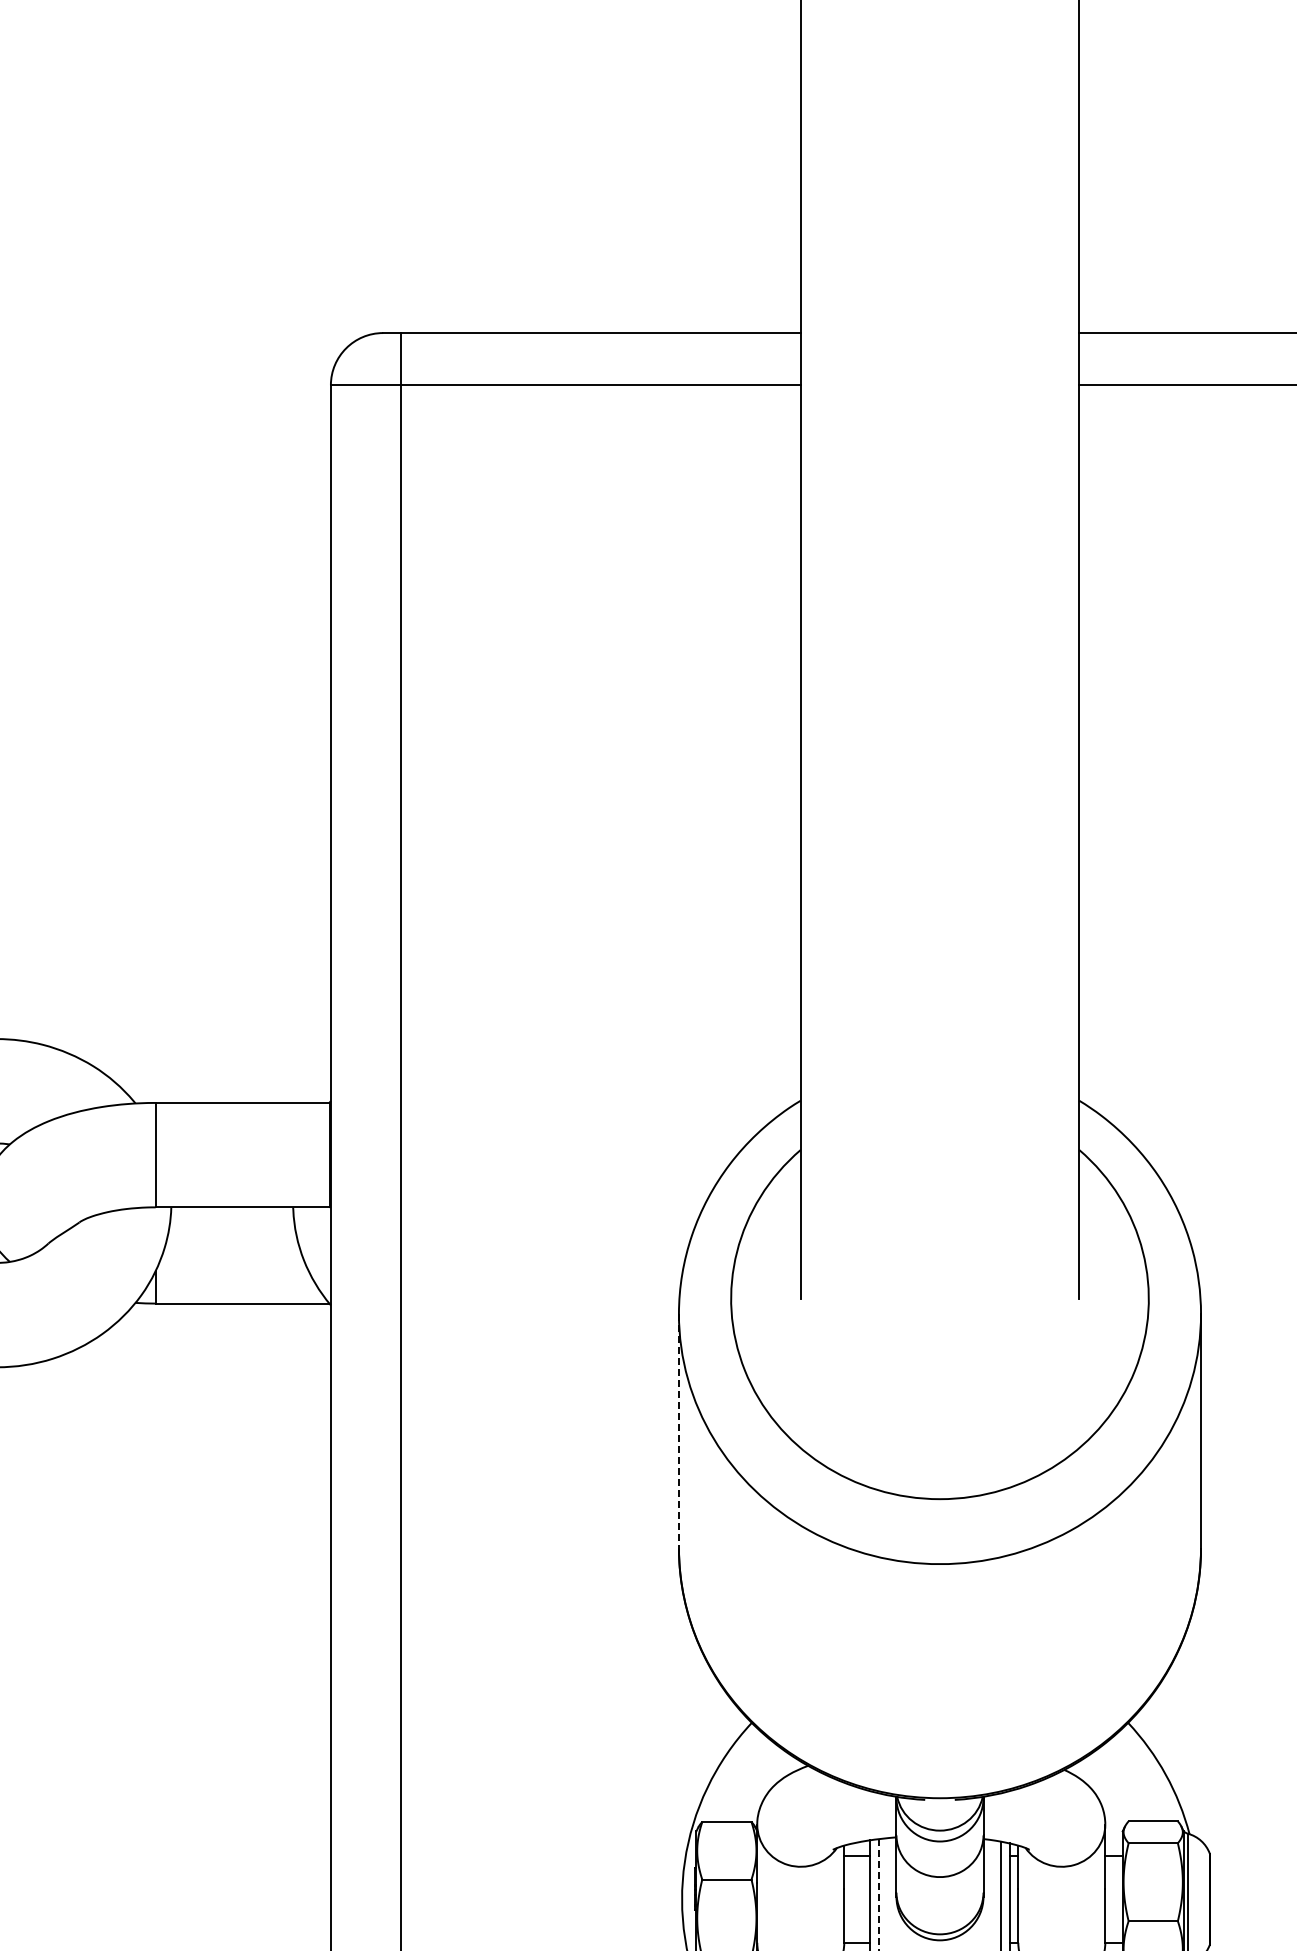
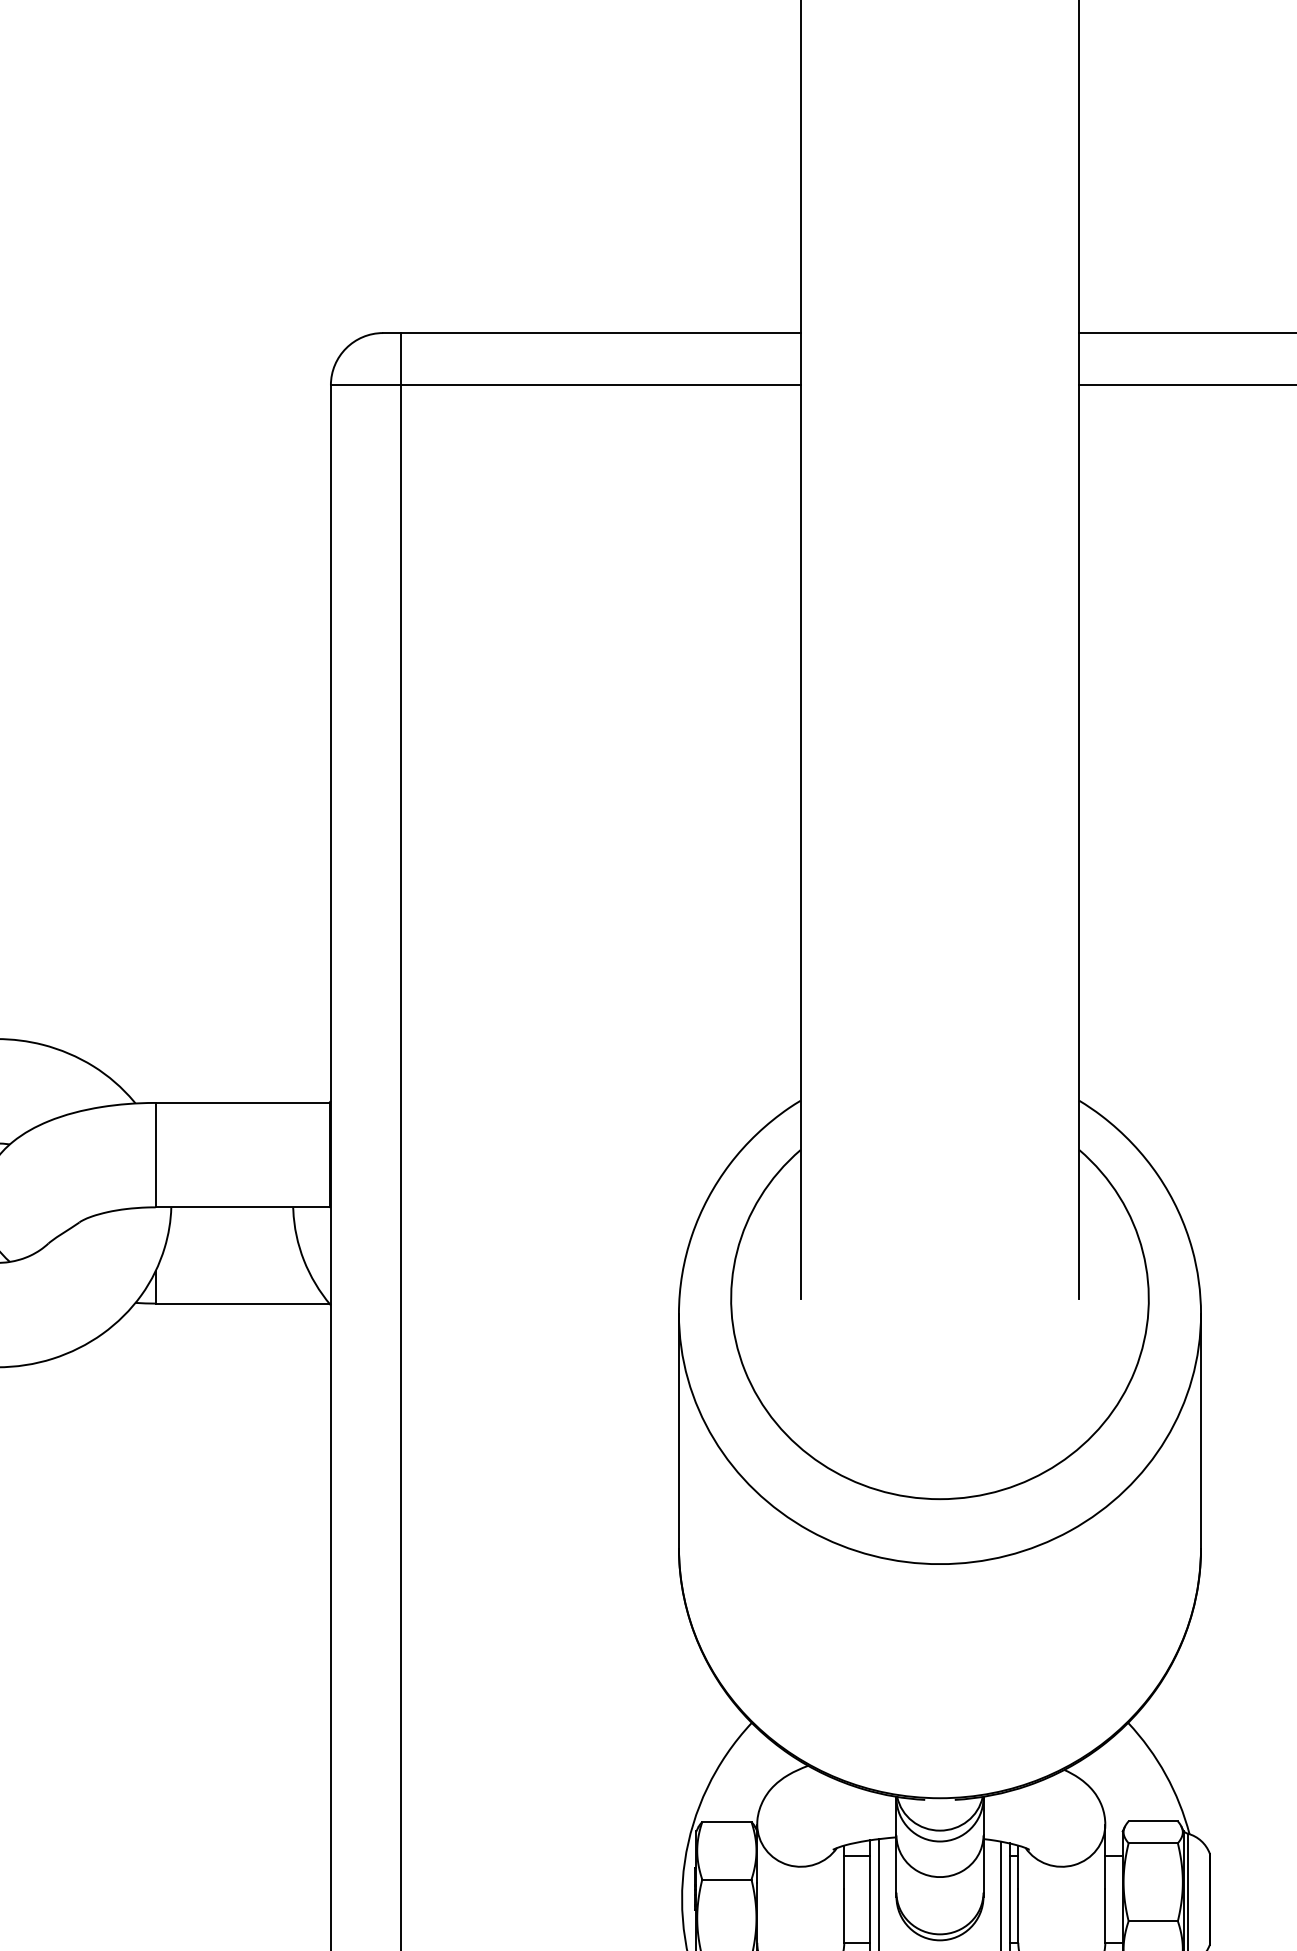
line: dashed -> solid (678, 1431)
line: dashed -> solid (879, 1894)
